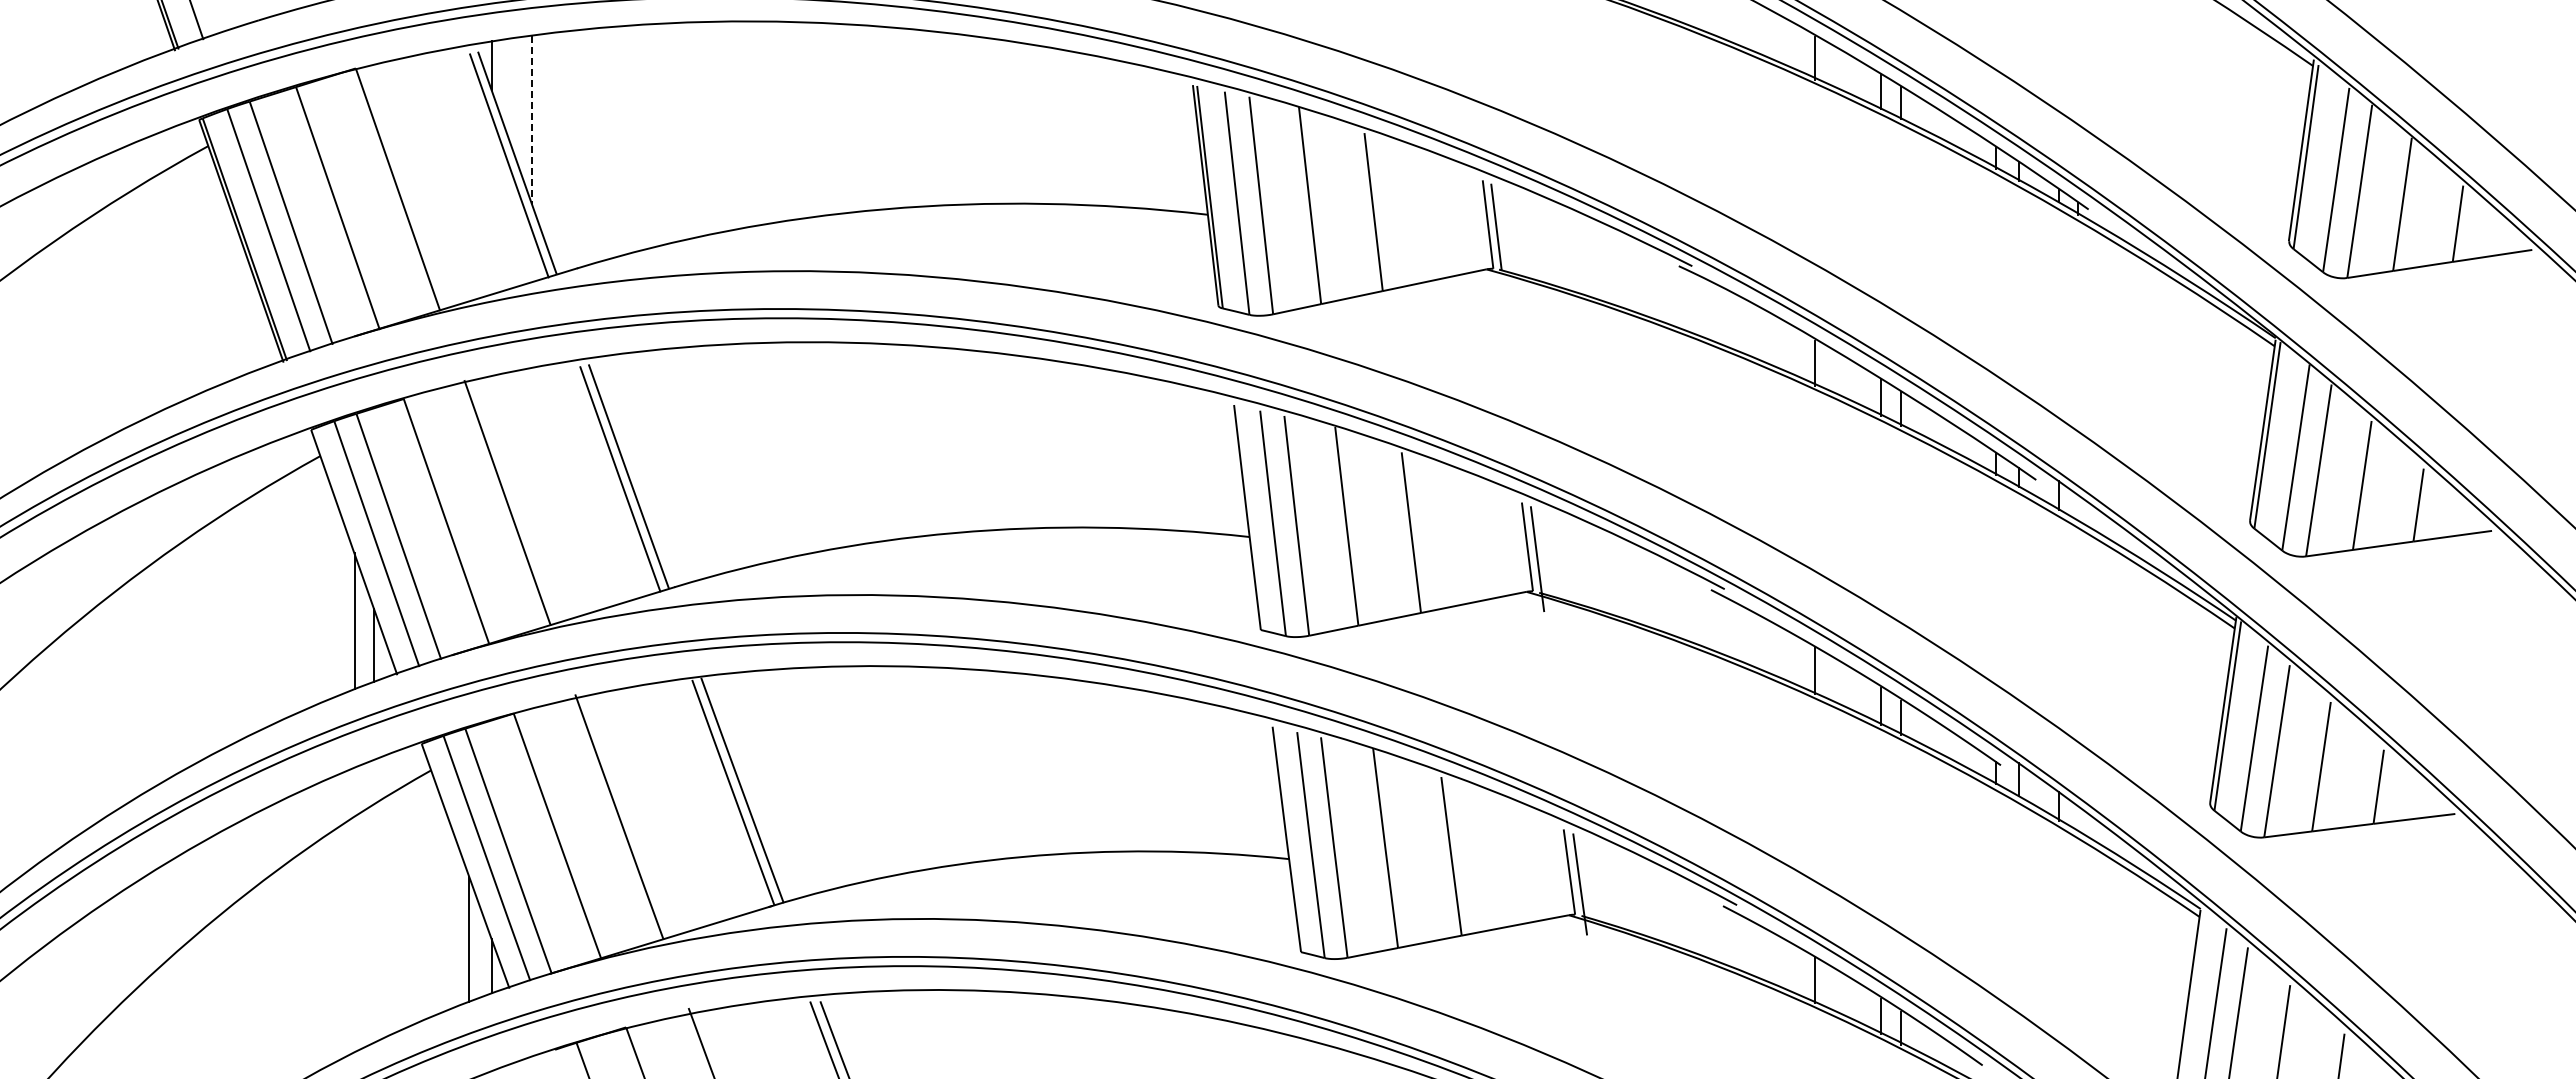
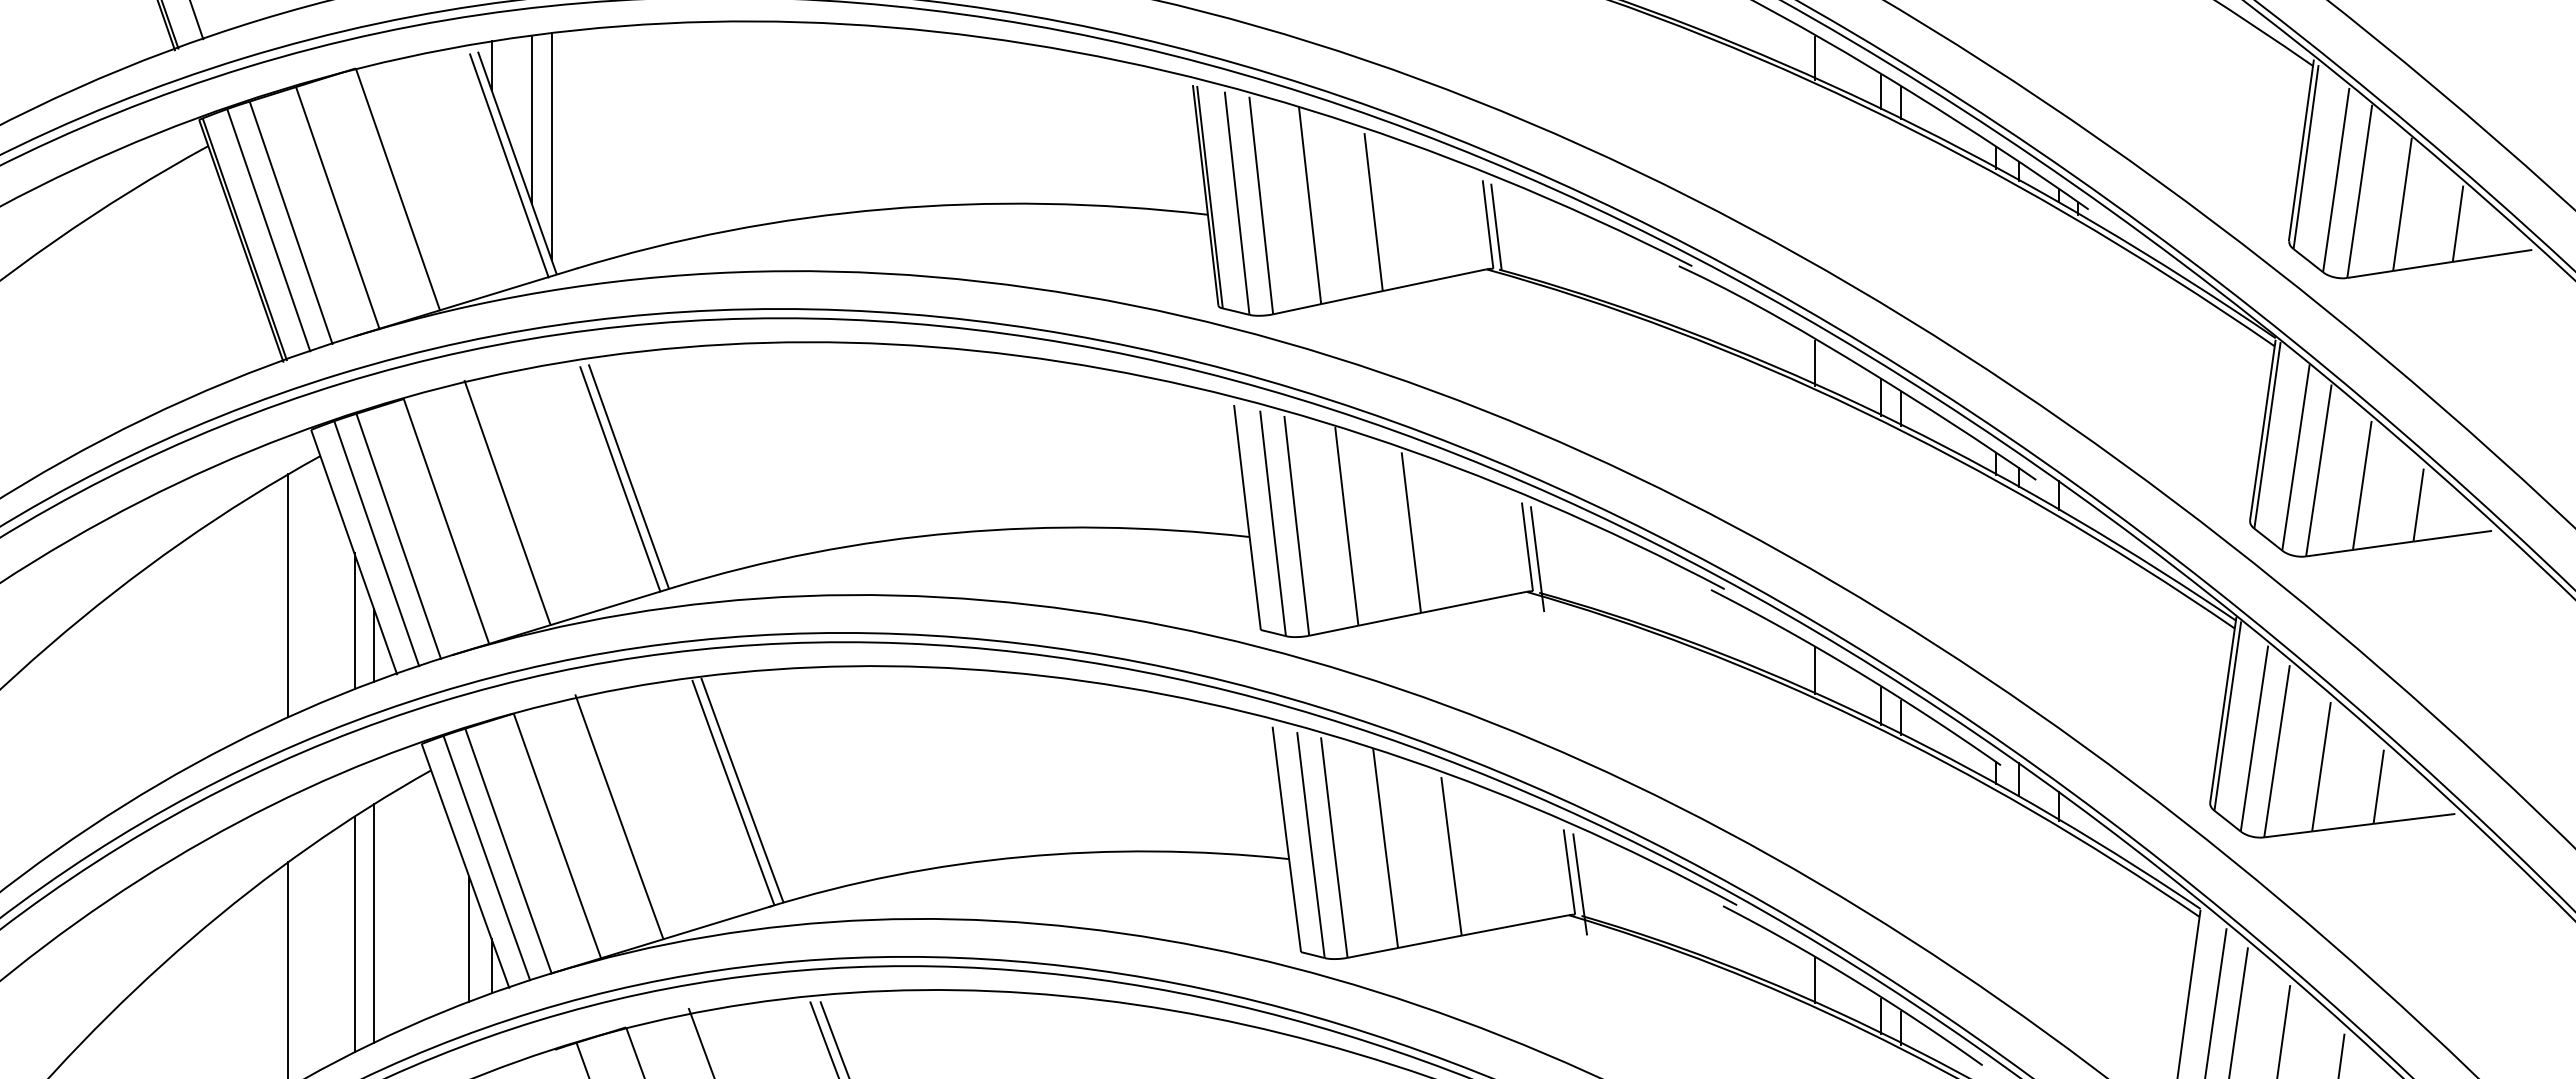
line: dashed -> solid (531, 120)
line: none -> present (551, 146)
line: none -> present (288, 595)
line: none -> present (374, 923)
line: none -> present (354, 934)
line: none -> present (288, 968)
